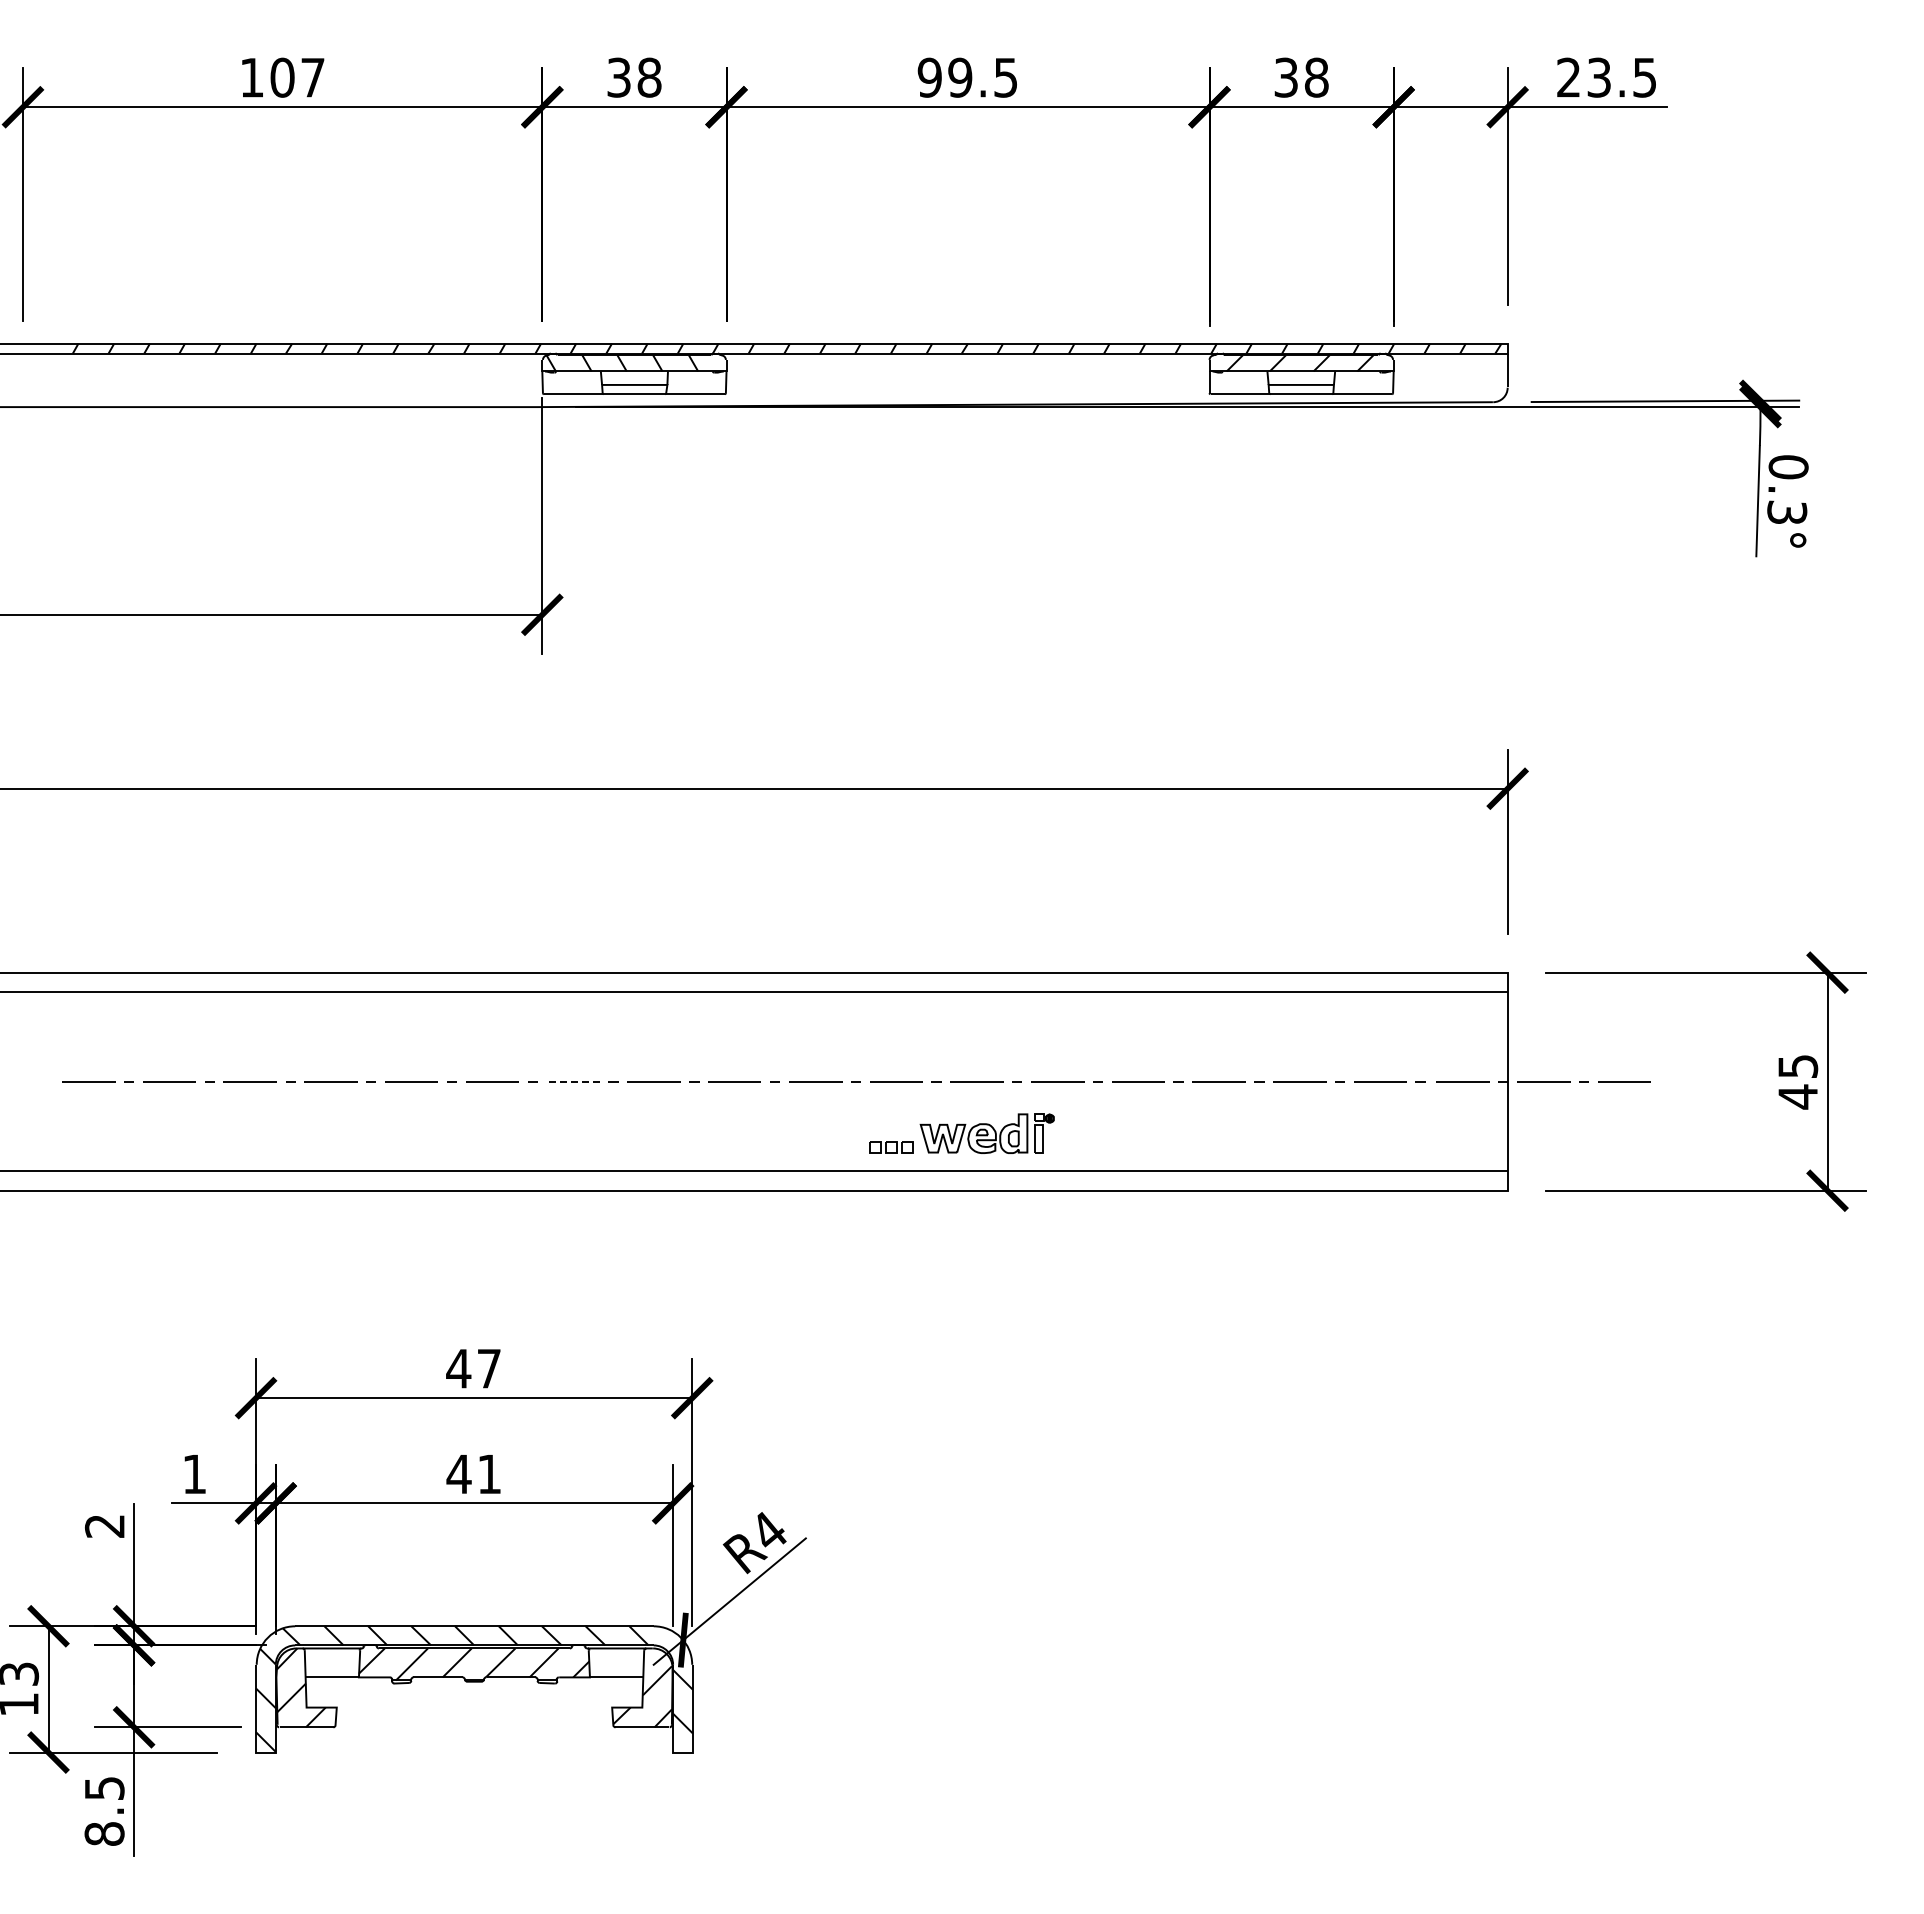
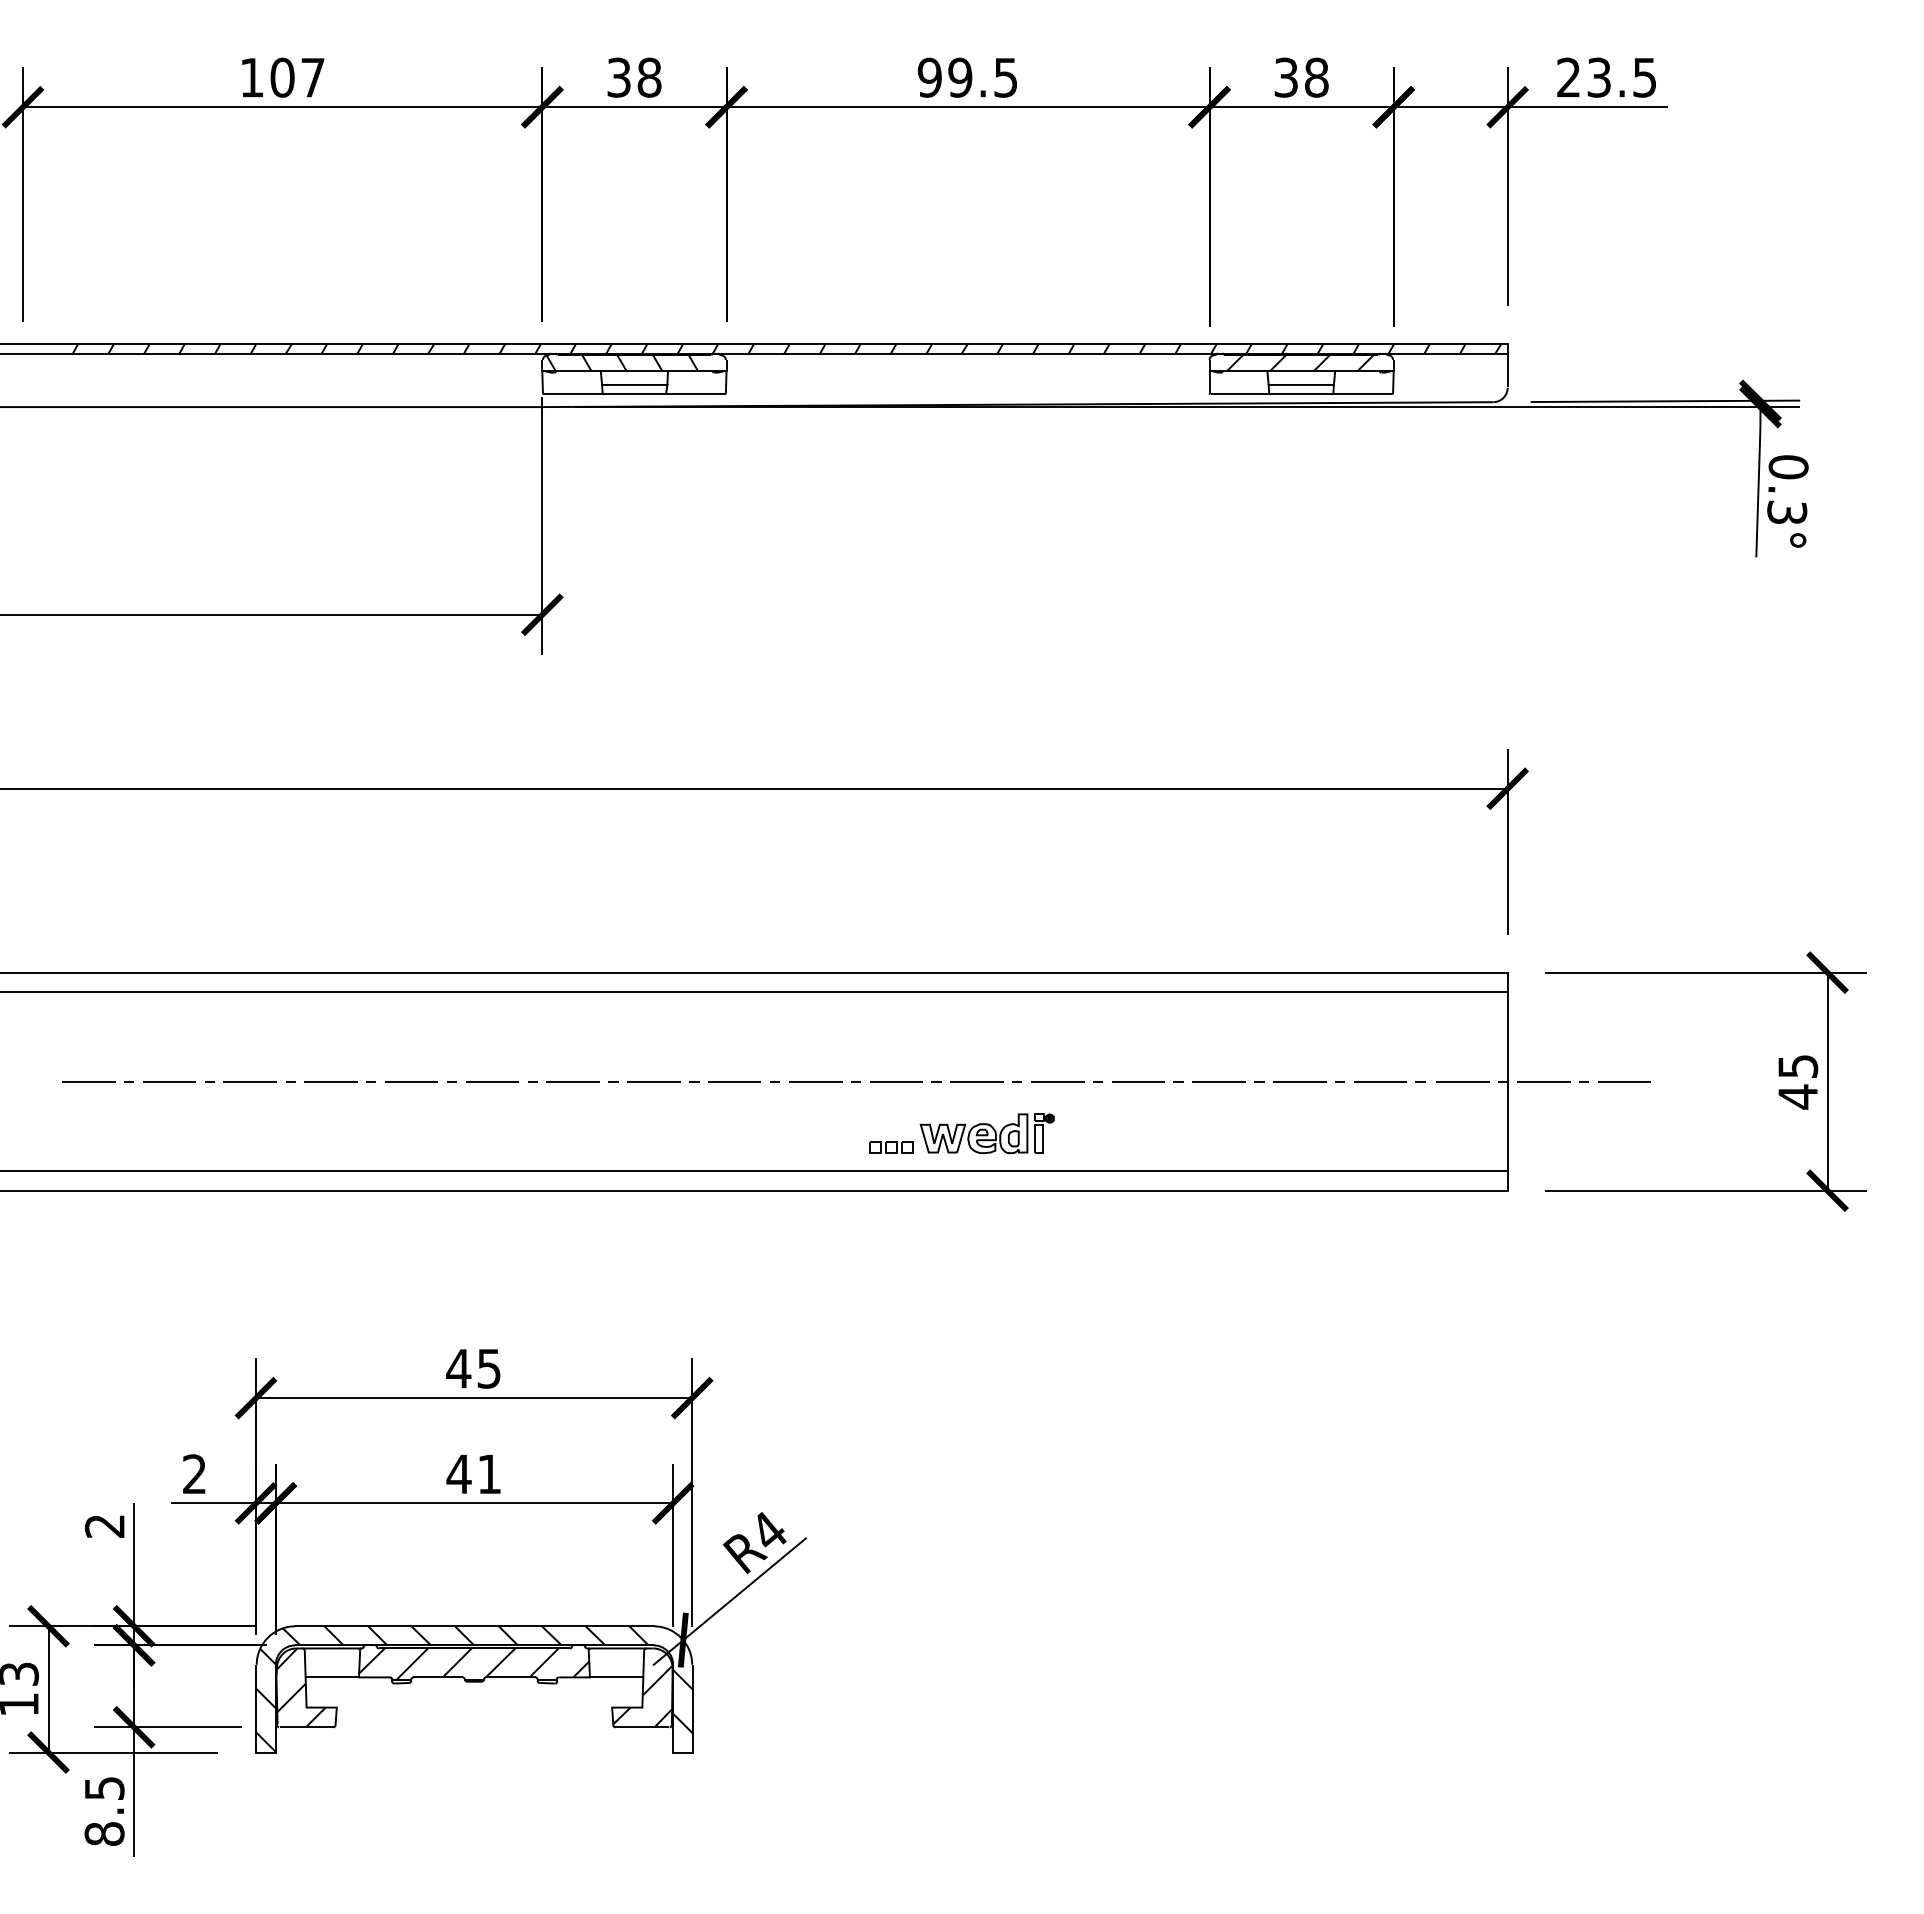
line: dashed -> solid (573, 1081)
text: 47 -> 45 (488, 1368)
text: 1 -> 2 (194, 1473)
